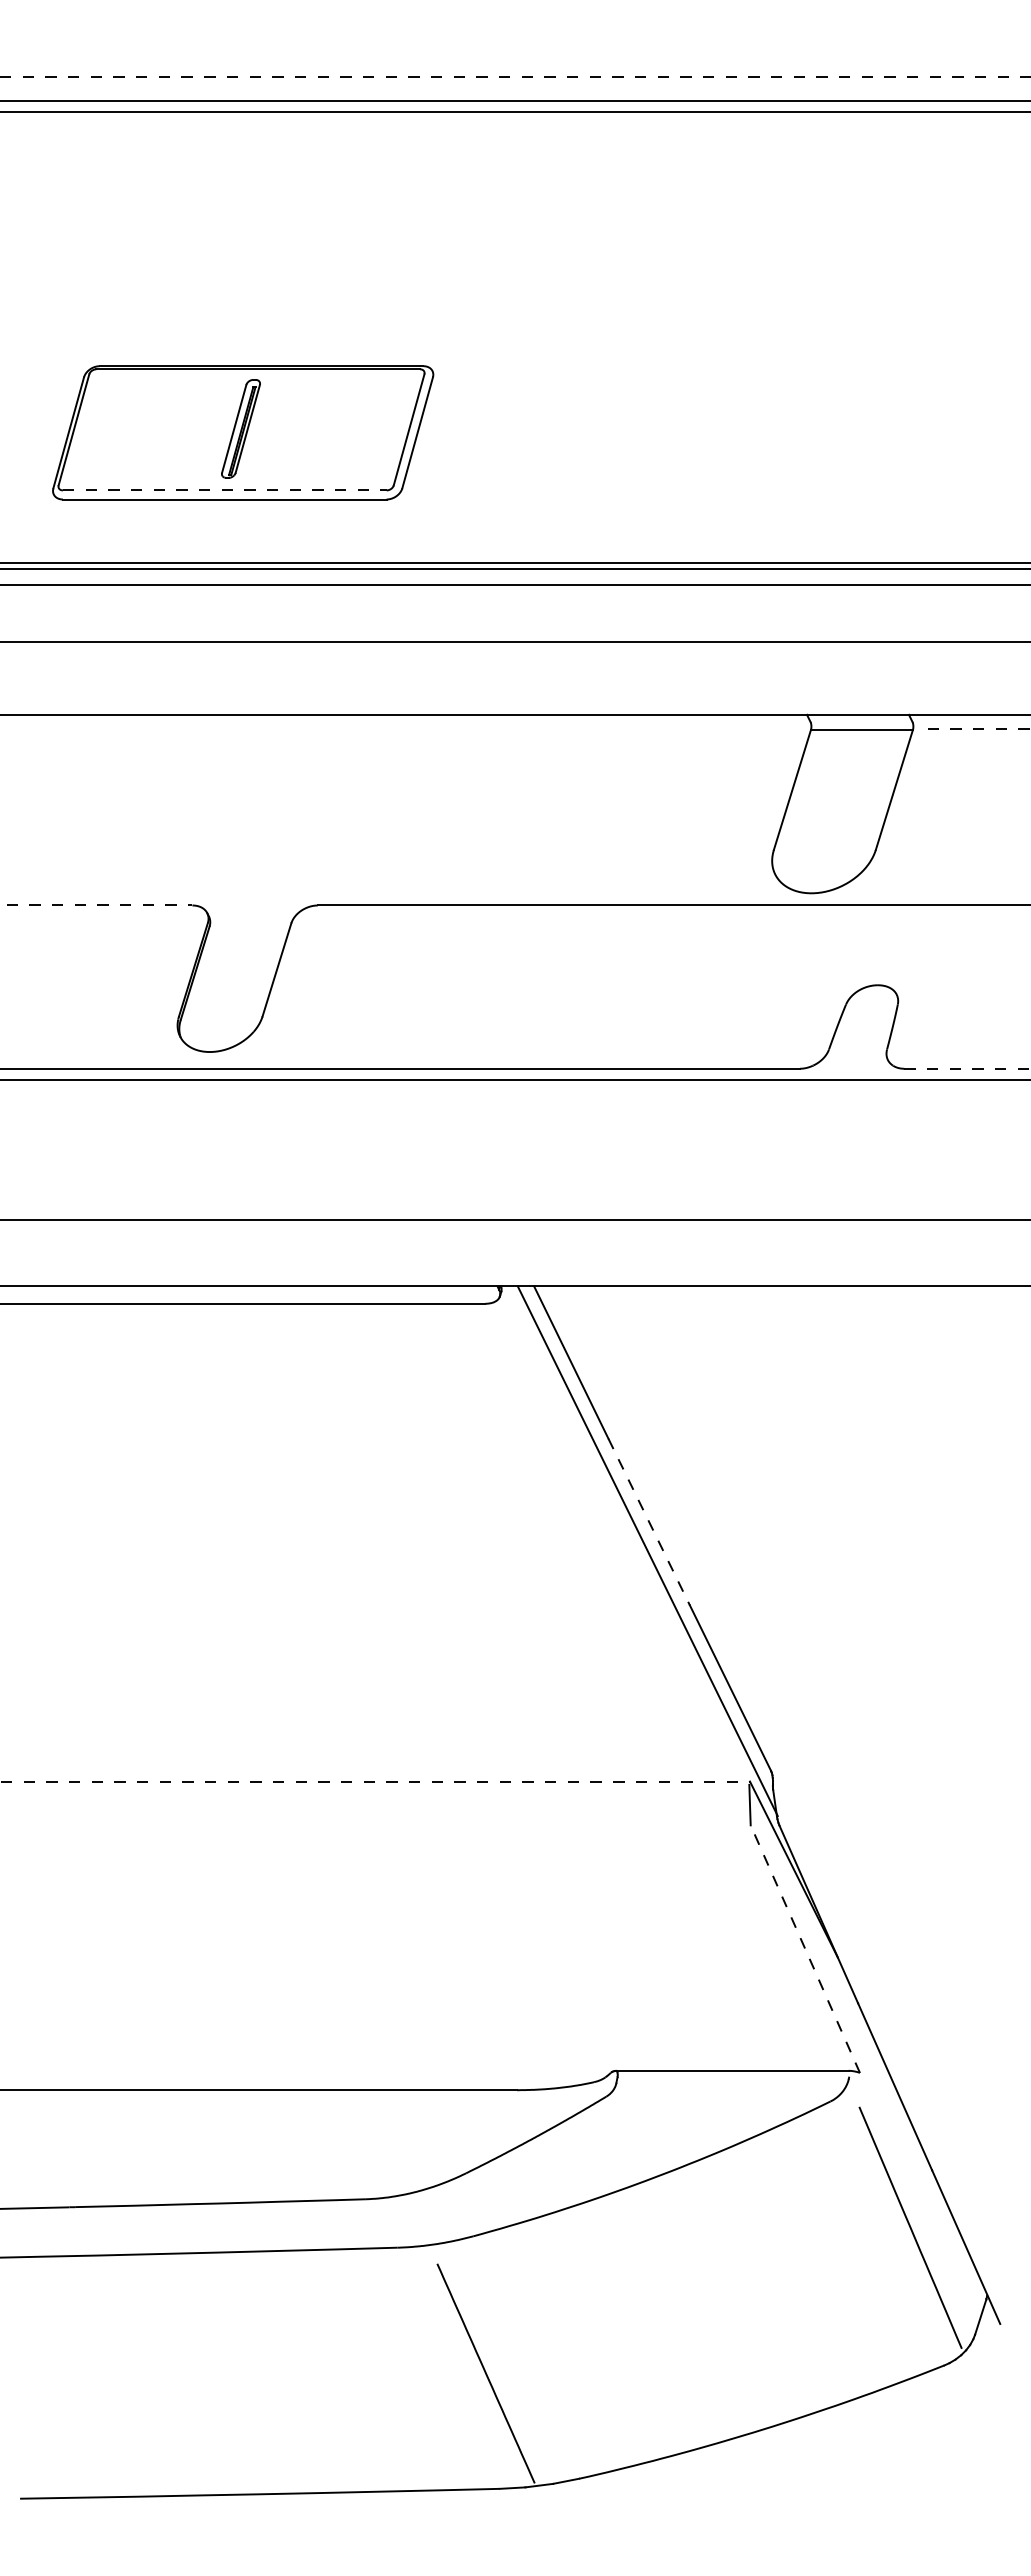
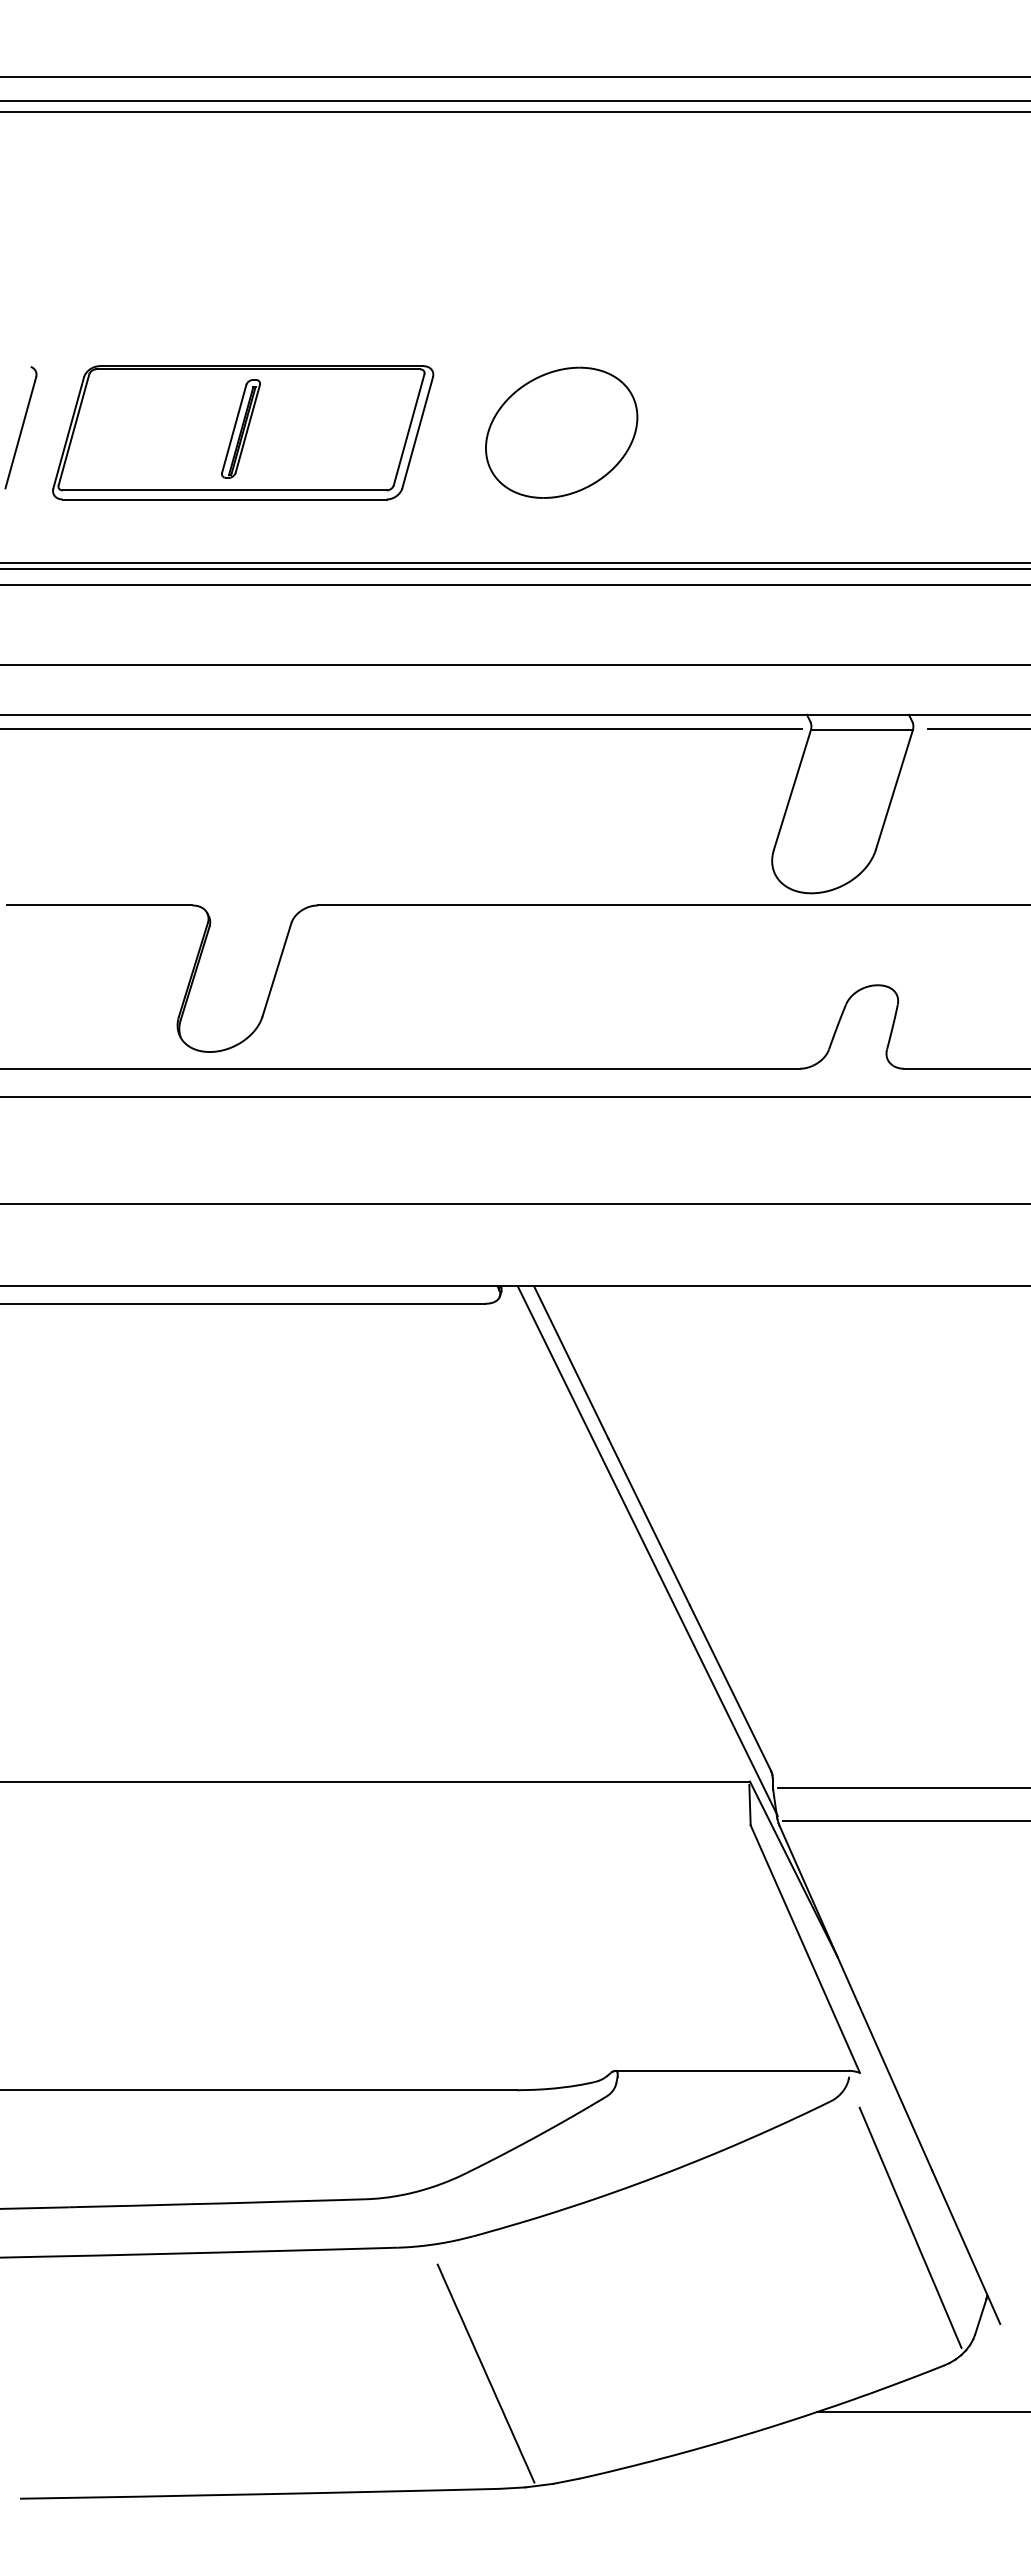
line: dashed -> solid (515, 77)
part: none -> present (20, 427)
part: none -> present (561, 432)
line: dashed -> solid (224, 490)
line position: (514, 642) -> (514, 665) (514, 665)
line: none -> present (402, 729)
line: dashed -> solid (979, 729)
line: dashed -> solid (99, 905)
line: dashed -> solid (967, 1068)
line position: (514, 1080) -> (514, 1097) (514, 1097)
line position: (514, 1220) -> (514, 1204) (514, 1204)
line: dashed -> solid (649, 1522)
line: dashed -> solid (375, 1781)
line: none -> present (902, 1788)
line: none -> present (905, 1821)
line: dashed -> solid (805, 1948)
line: none -> present (921, 2411)
